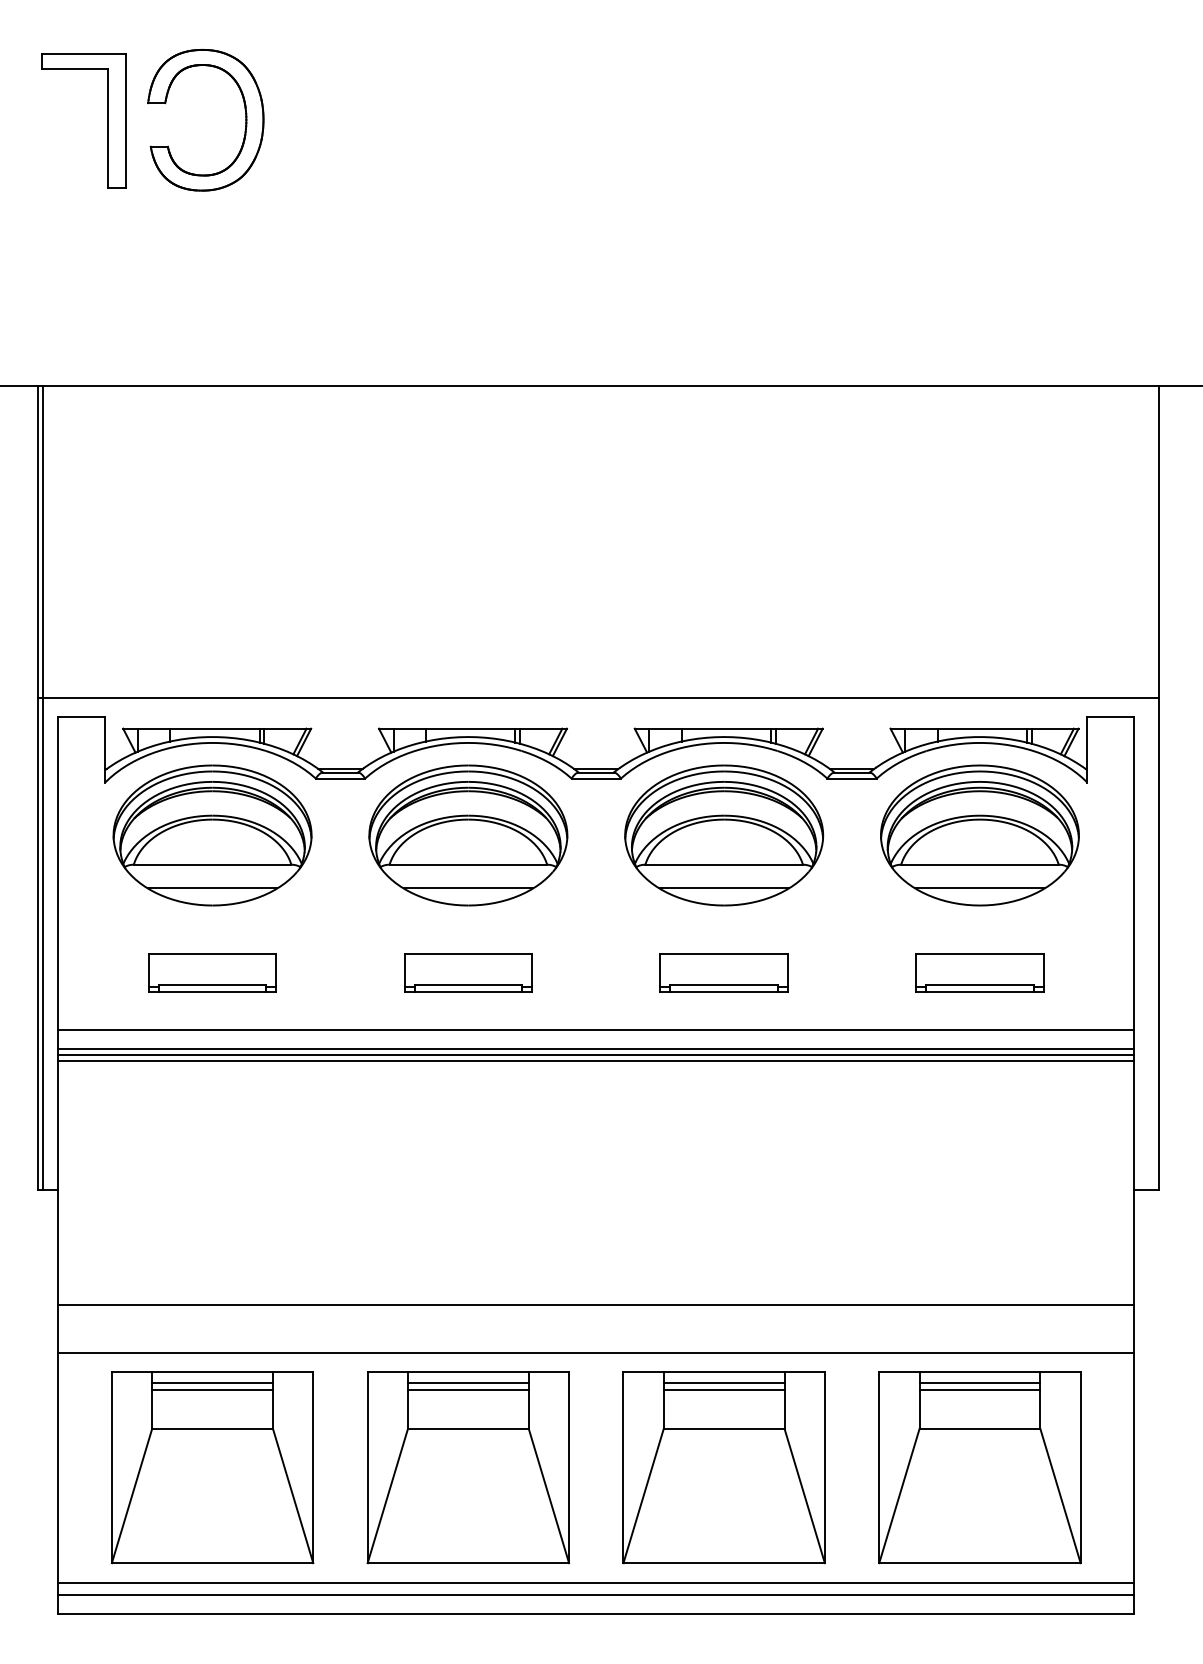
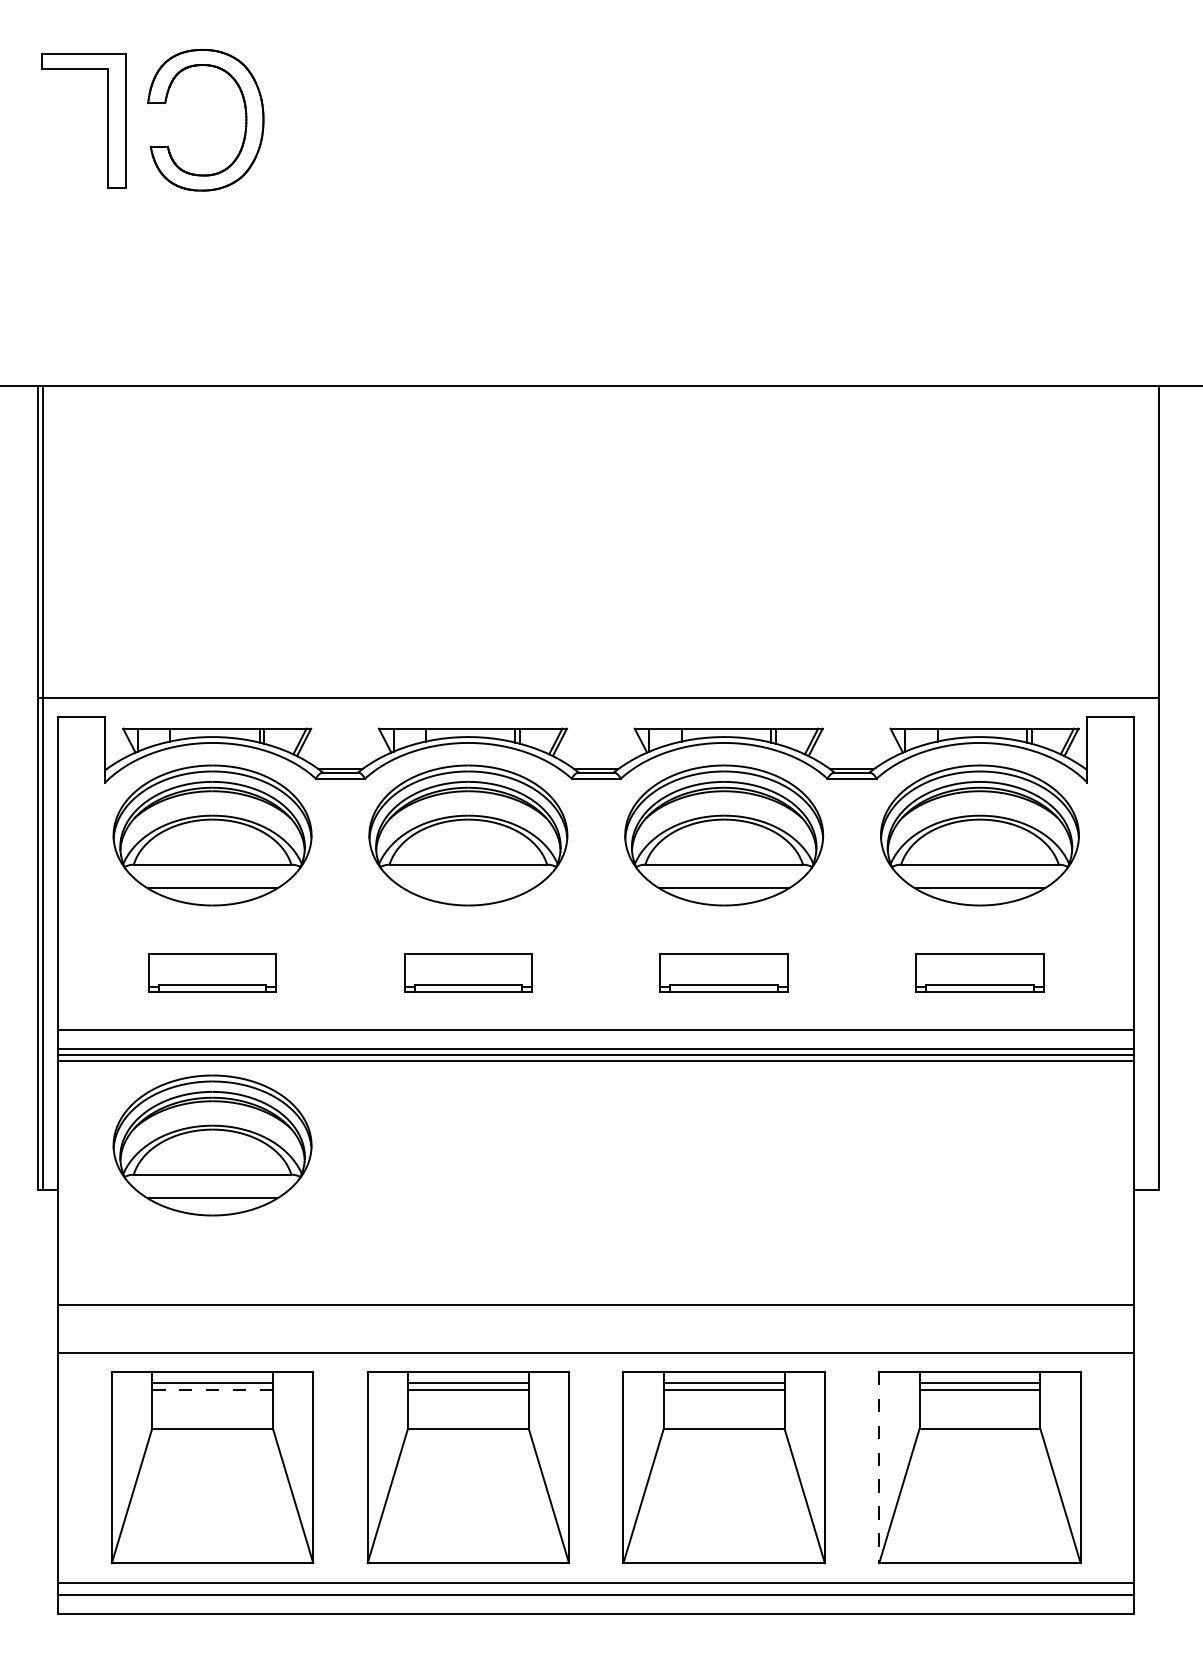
line: present -> none (468, 888)
part: none -> present (212, 1145)
line: solid -> dashed (212, 1389)
line: solid -> dashed (879, 1467)
